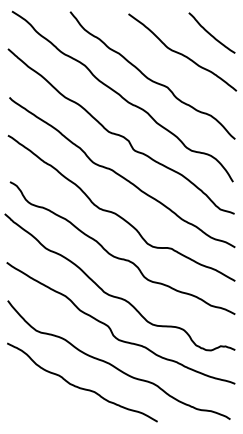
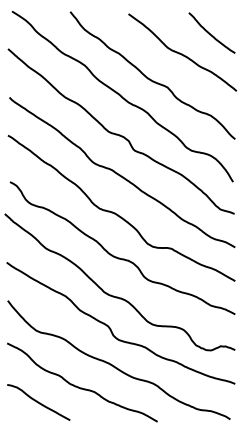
curve: none -> present (38, 402)
